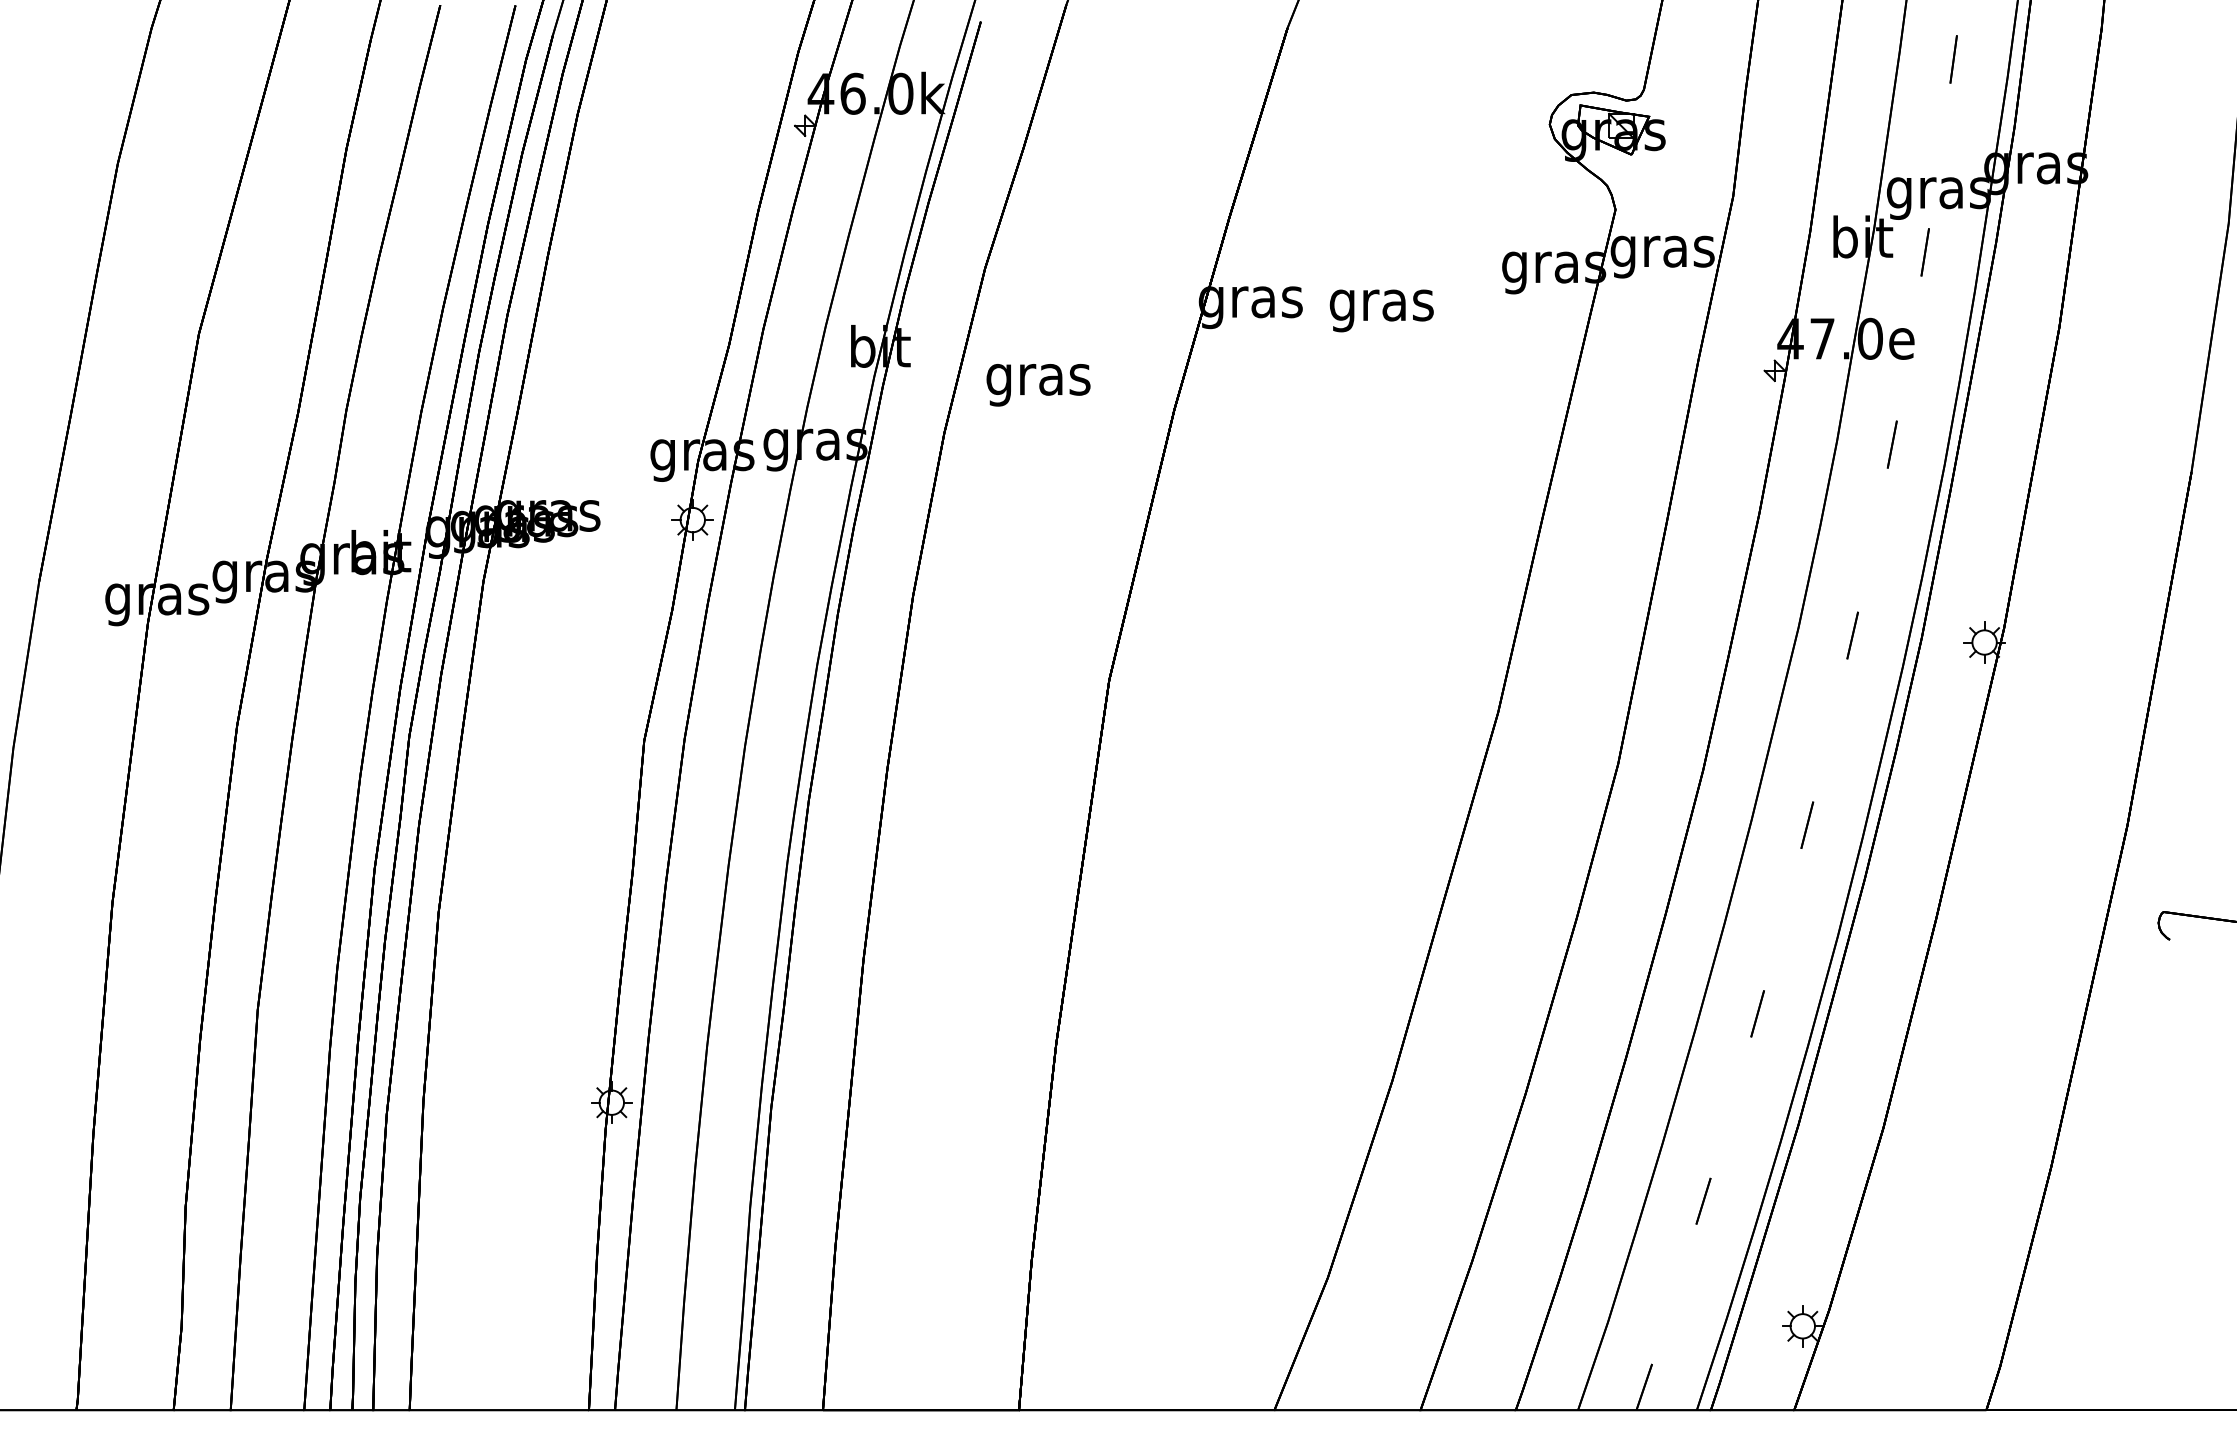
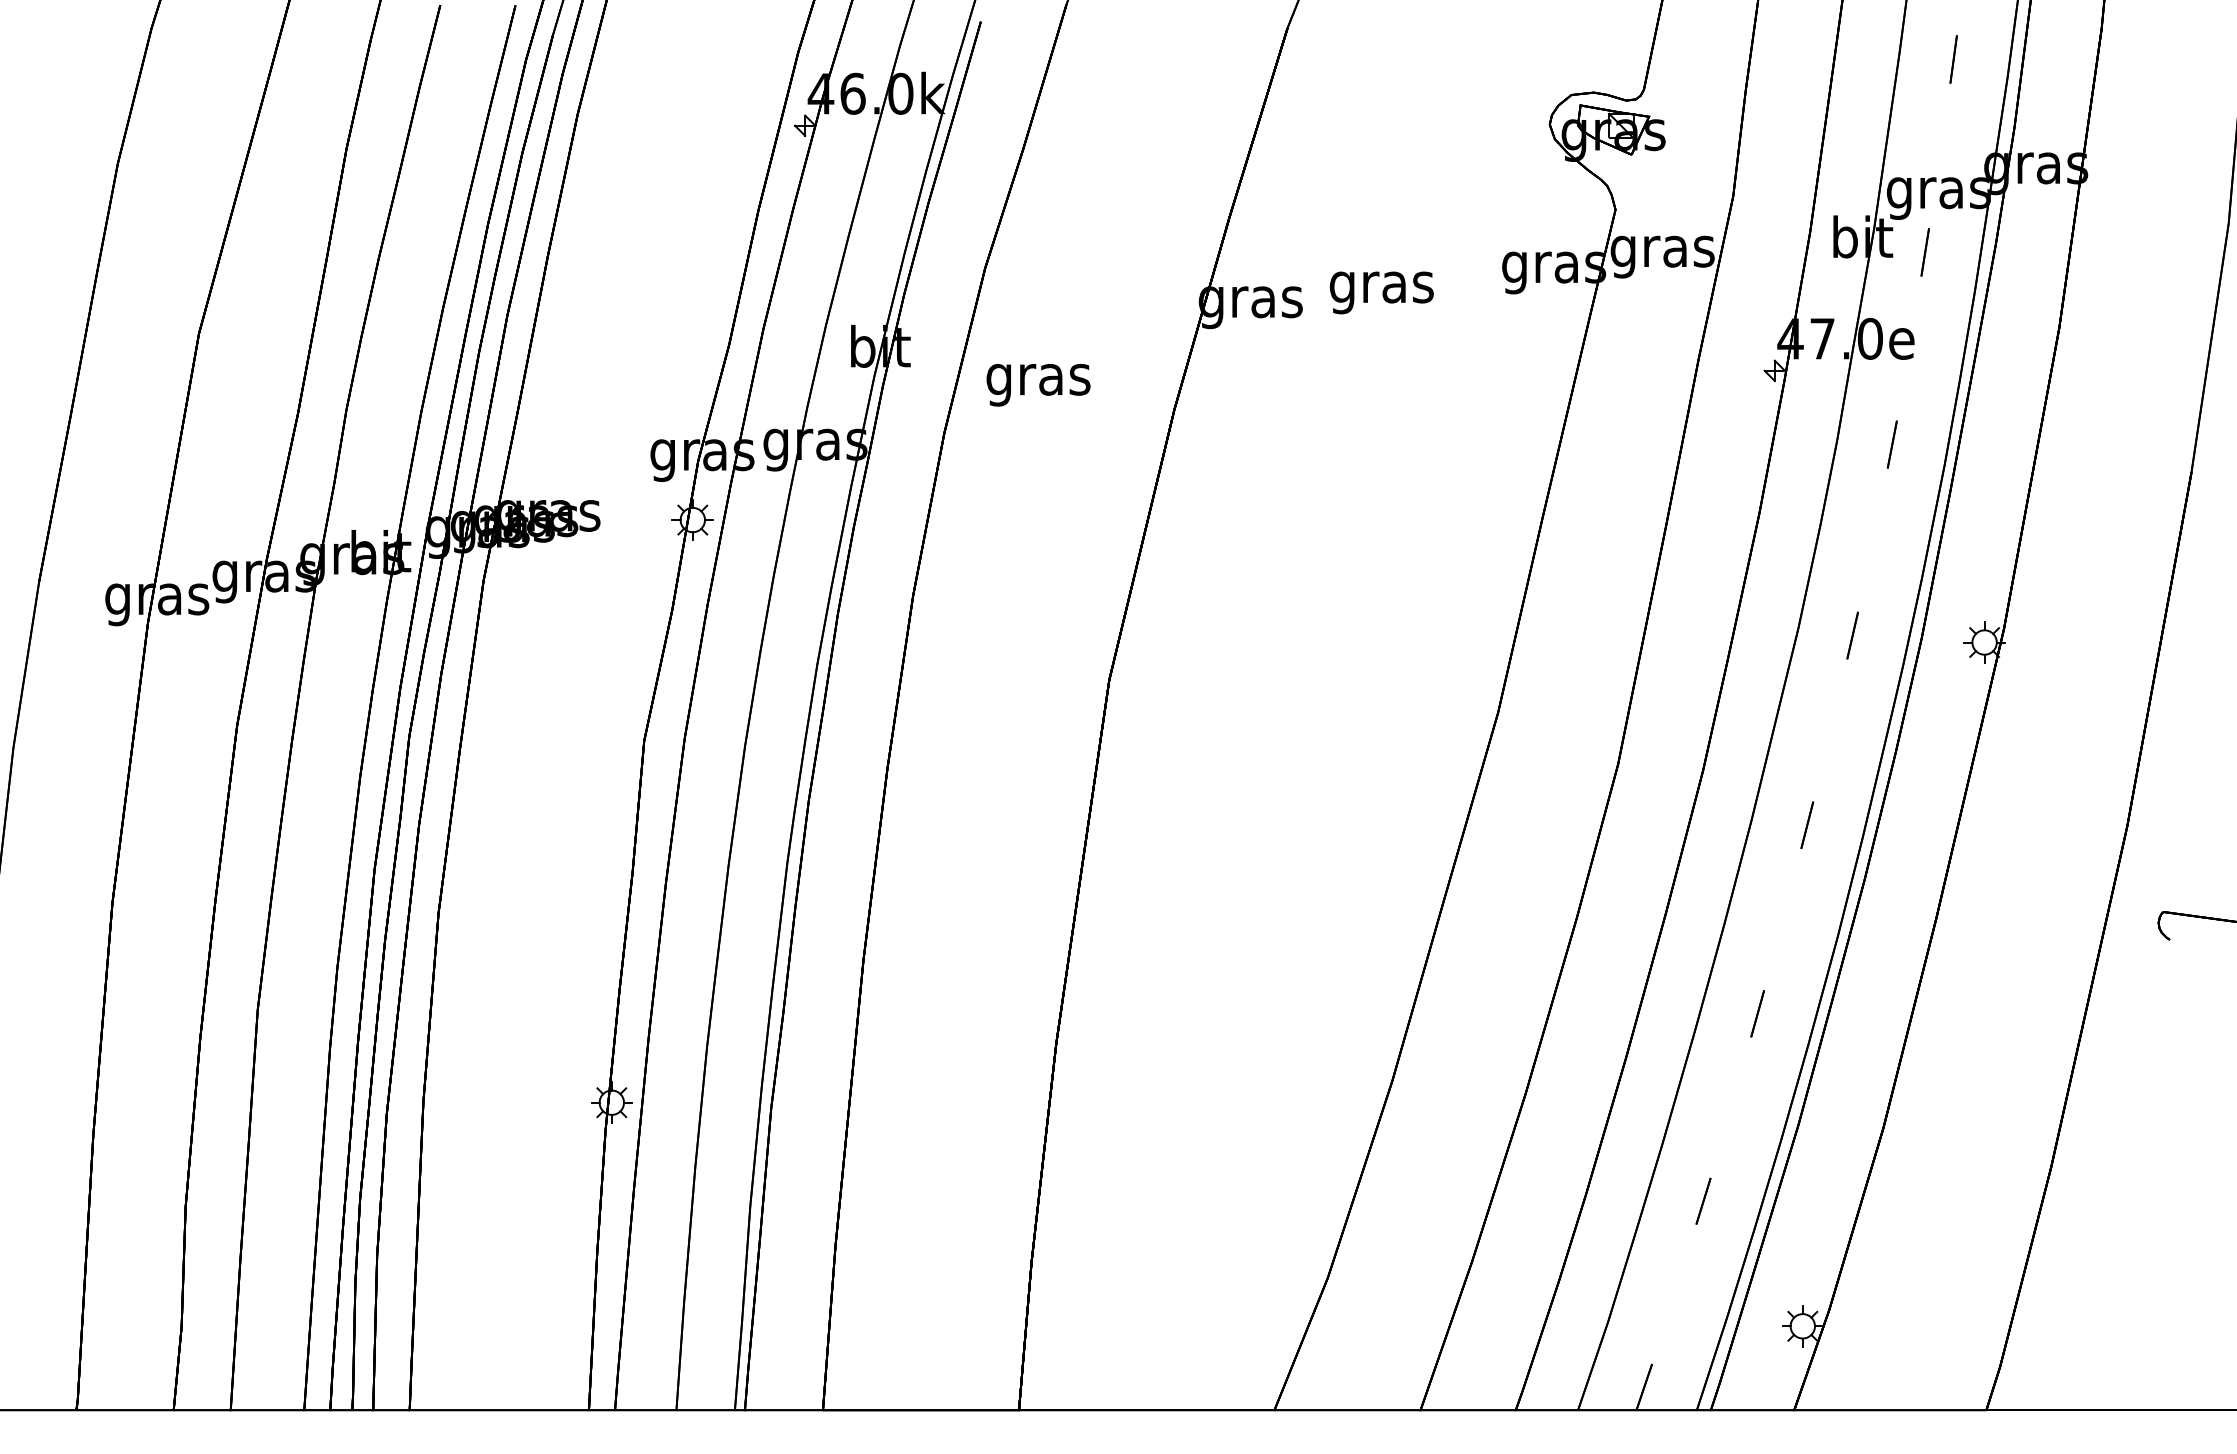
text position: (1381, 310) -> (1381, 292) (1381, 292)
